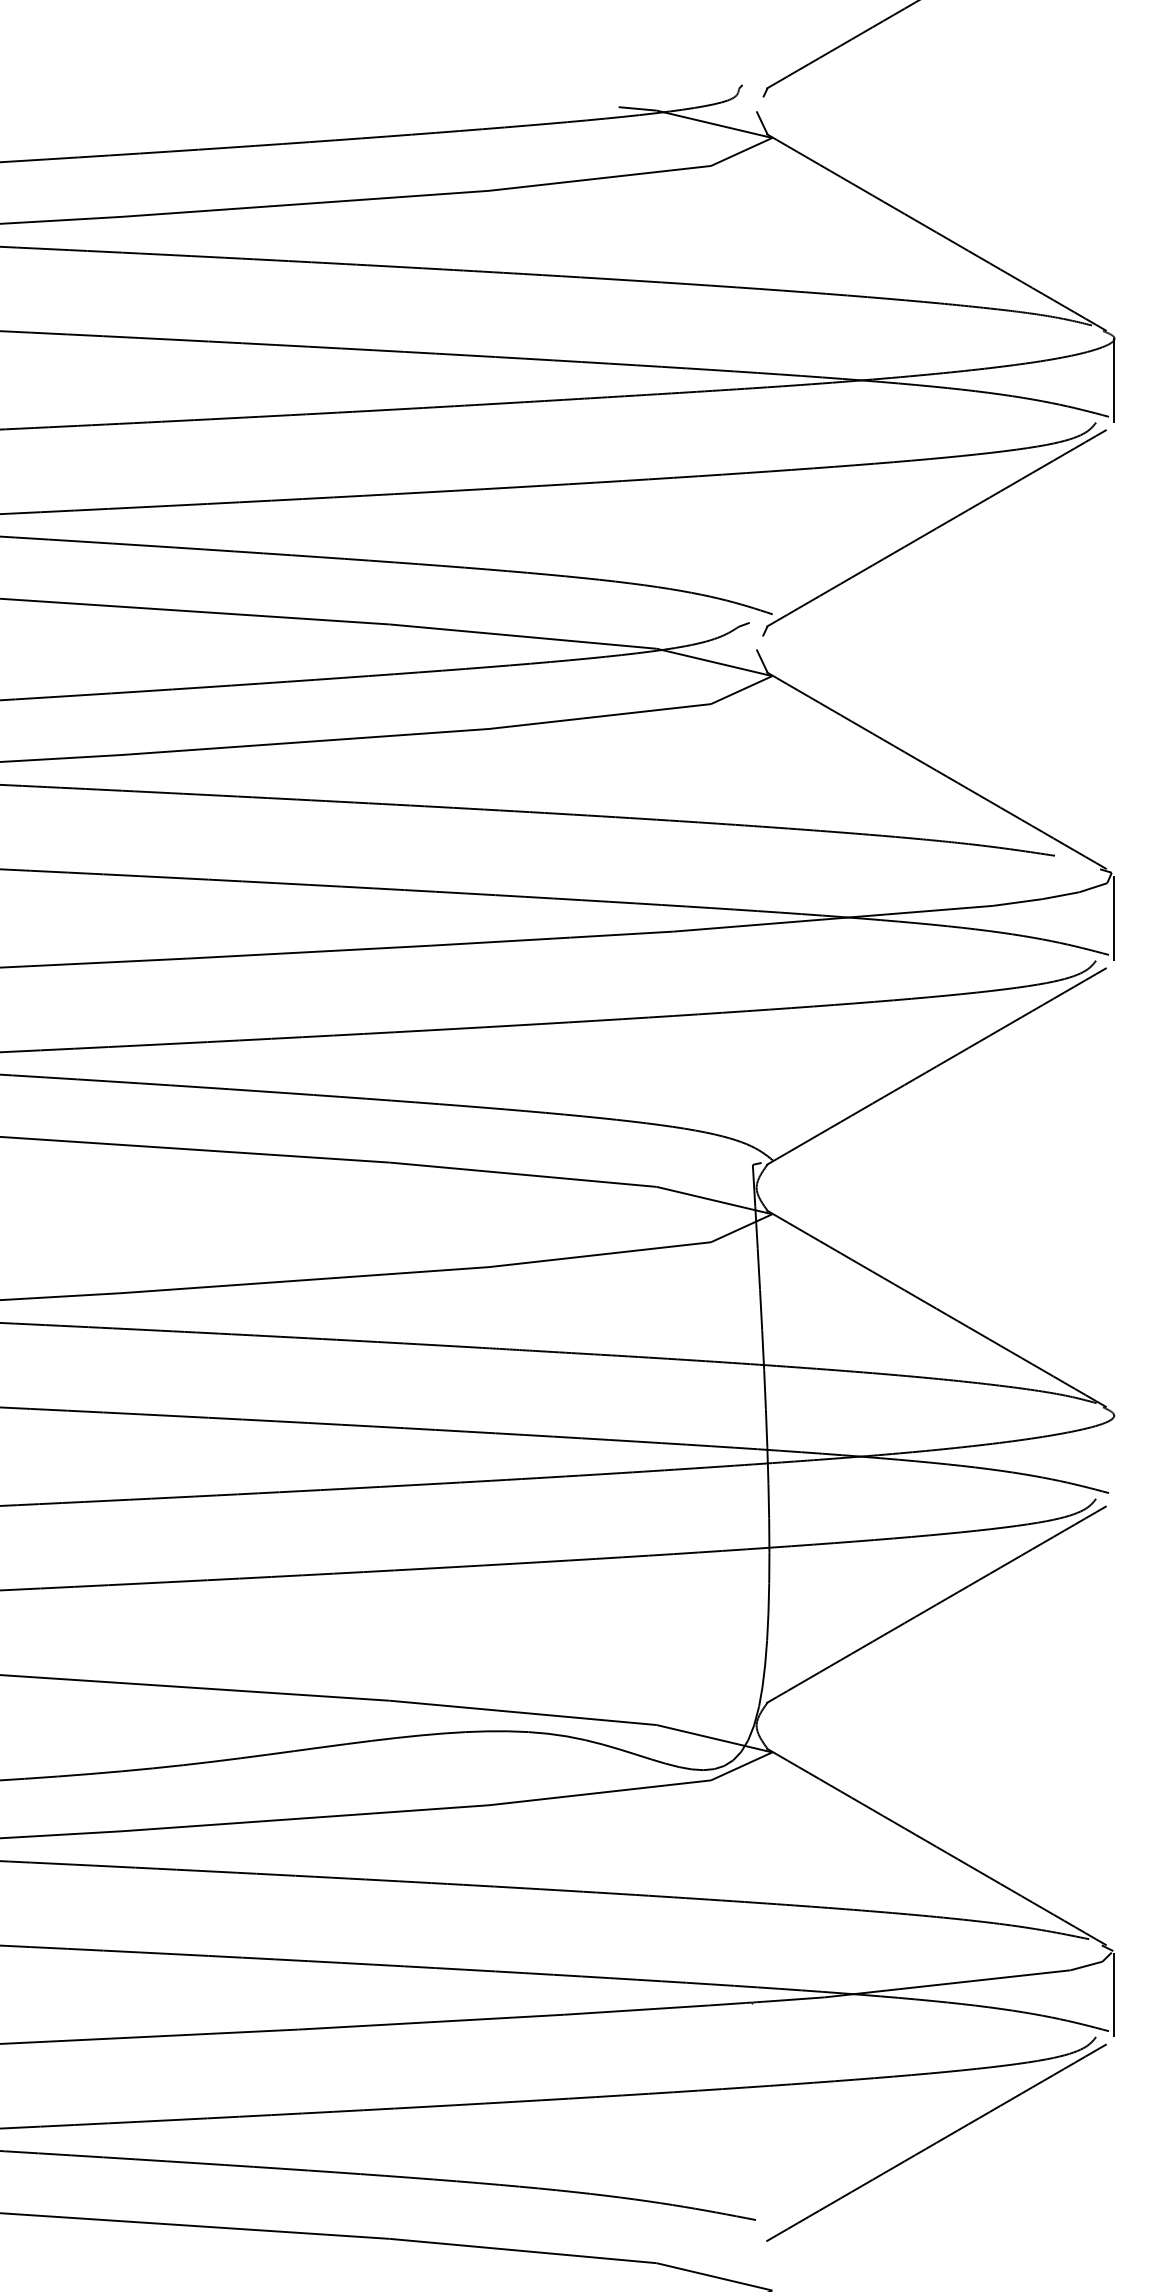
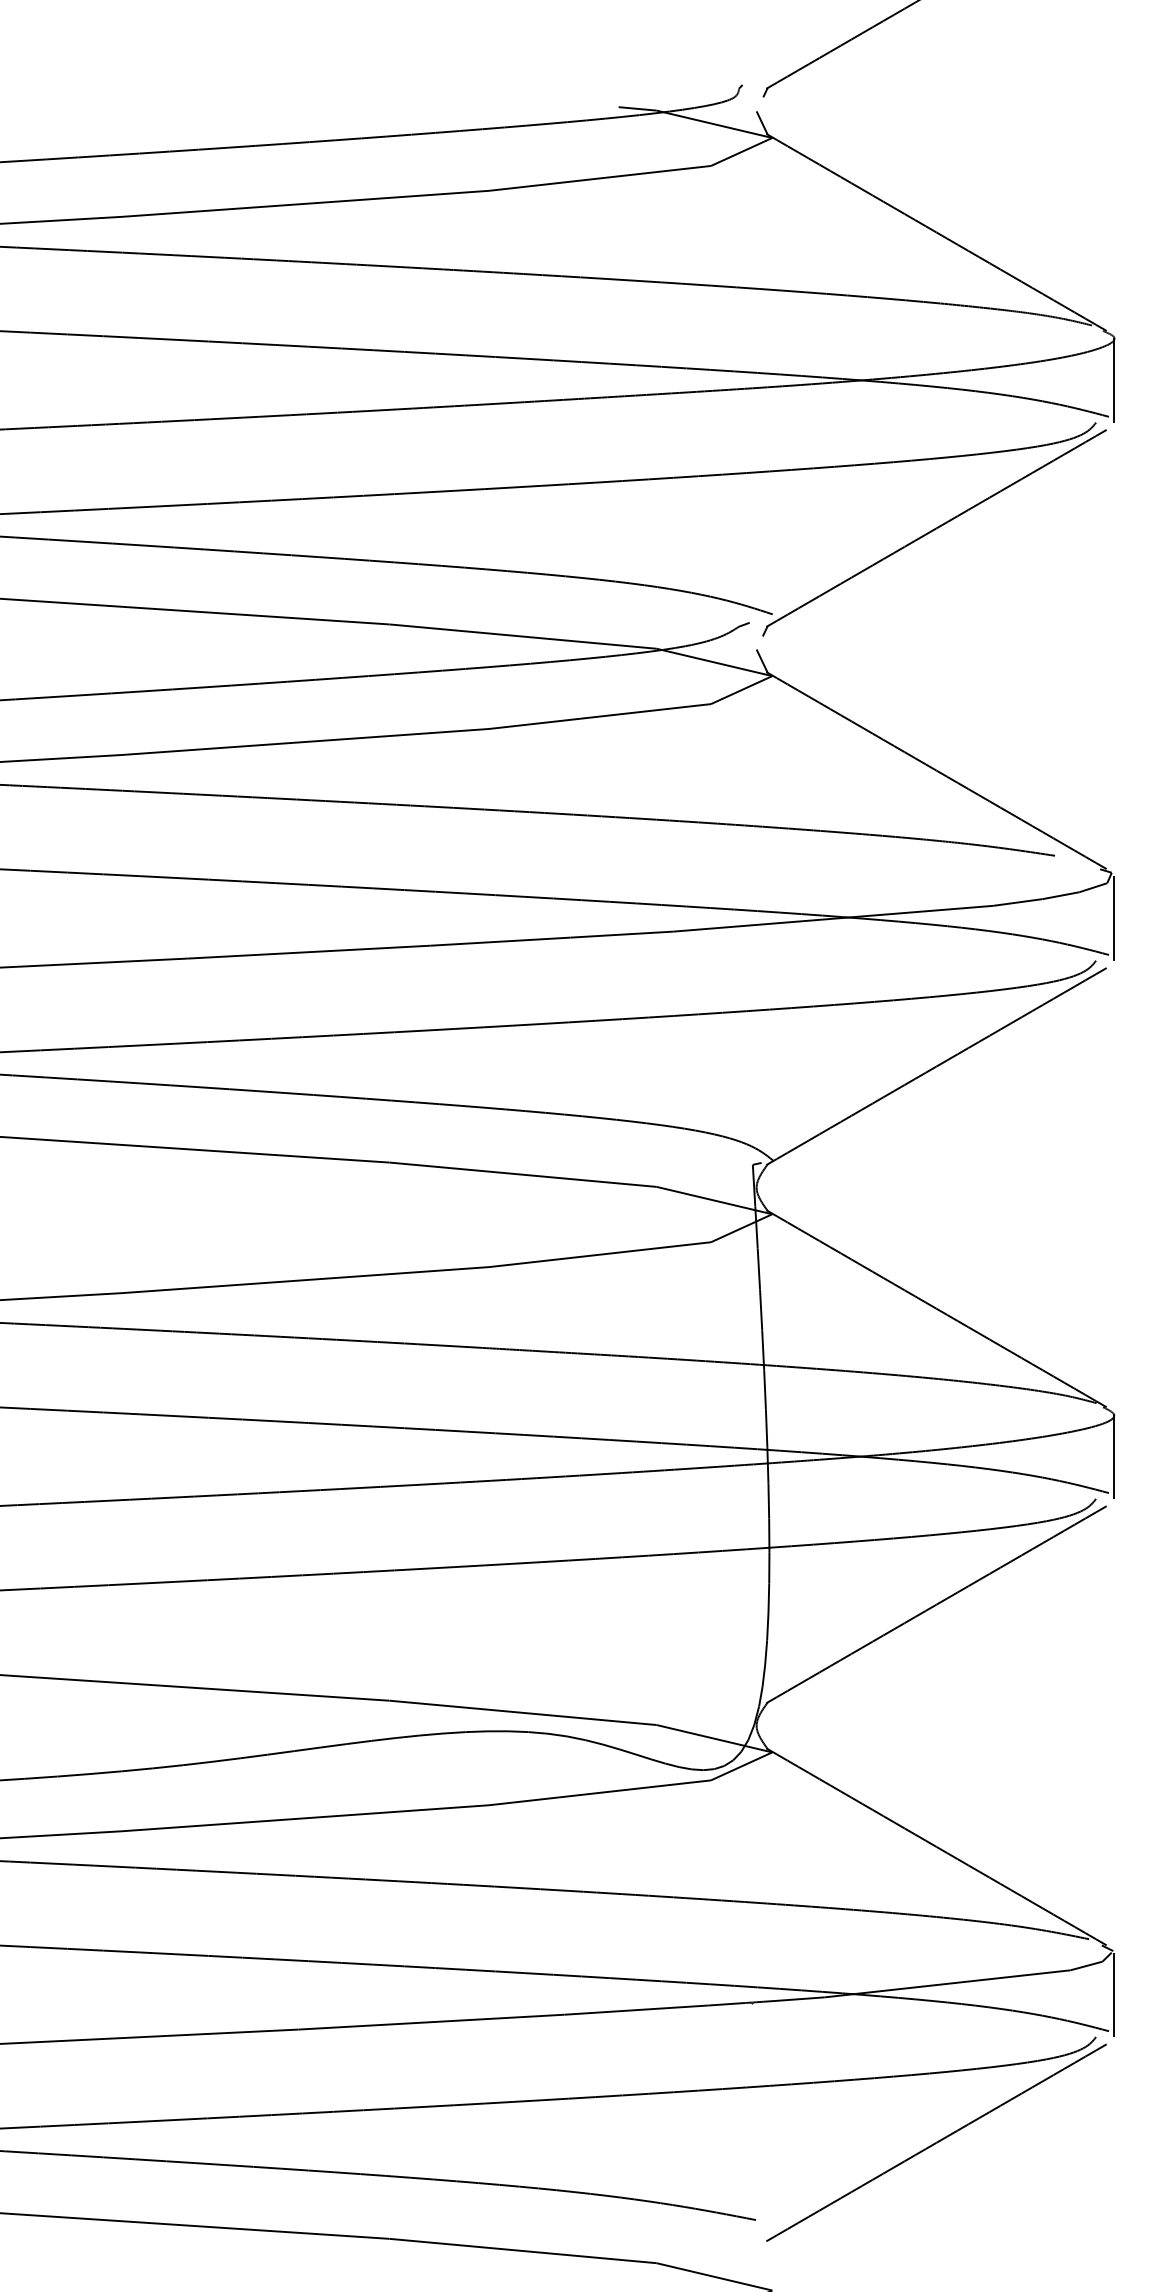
line: none -> present (1113, 1456)
